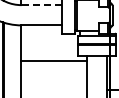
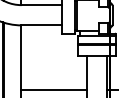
line: dashed -> solid (42, 5)
line position: (53, 61) -> (53, 90) (53, 90)
